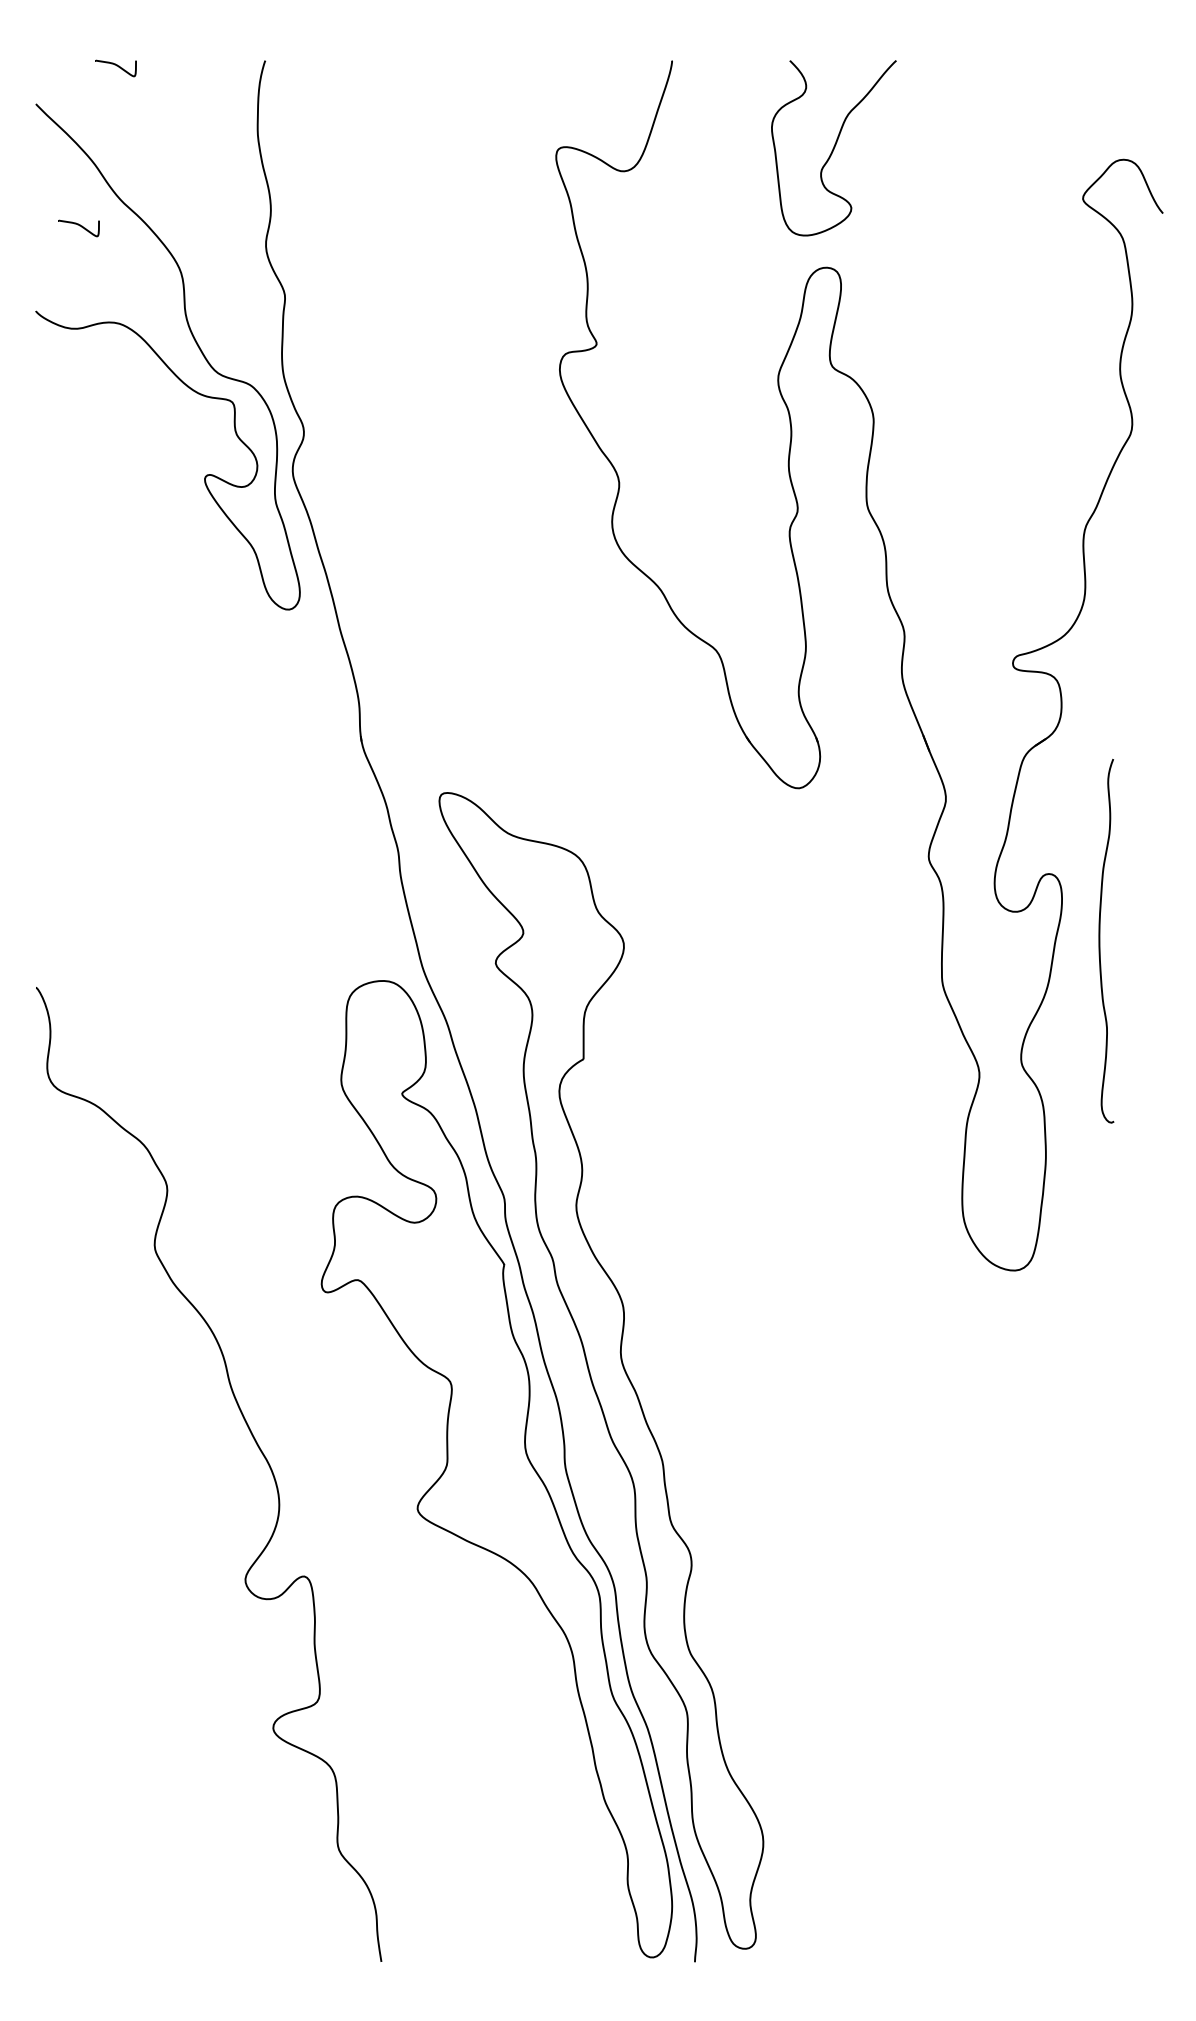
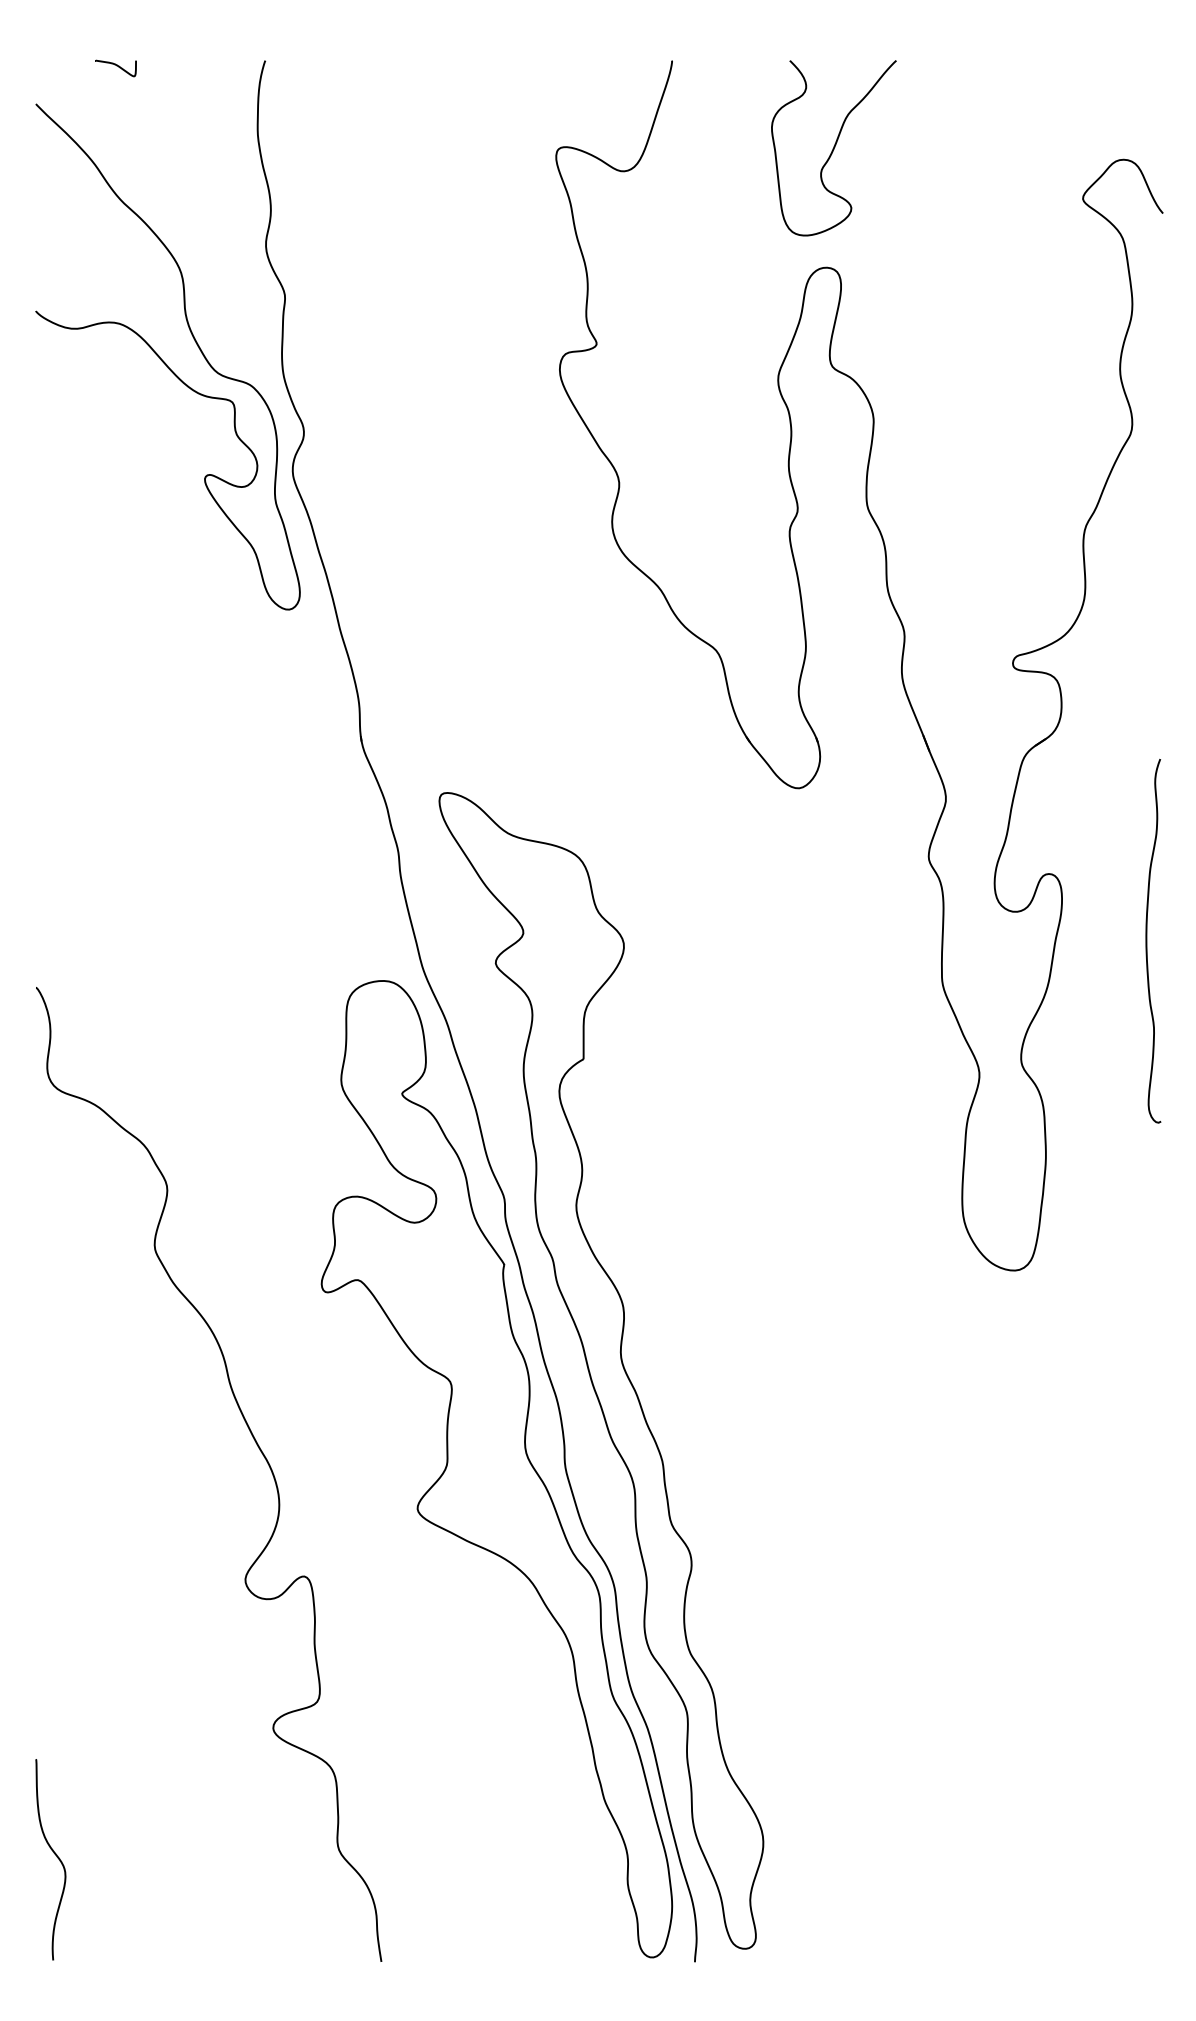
part: present -> none (78, 228)
curve position: (1100, 941) -> (1147, 941) (1147, 941)
curve: none -> present (54, 1854)
